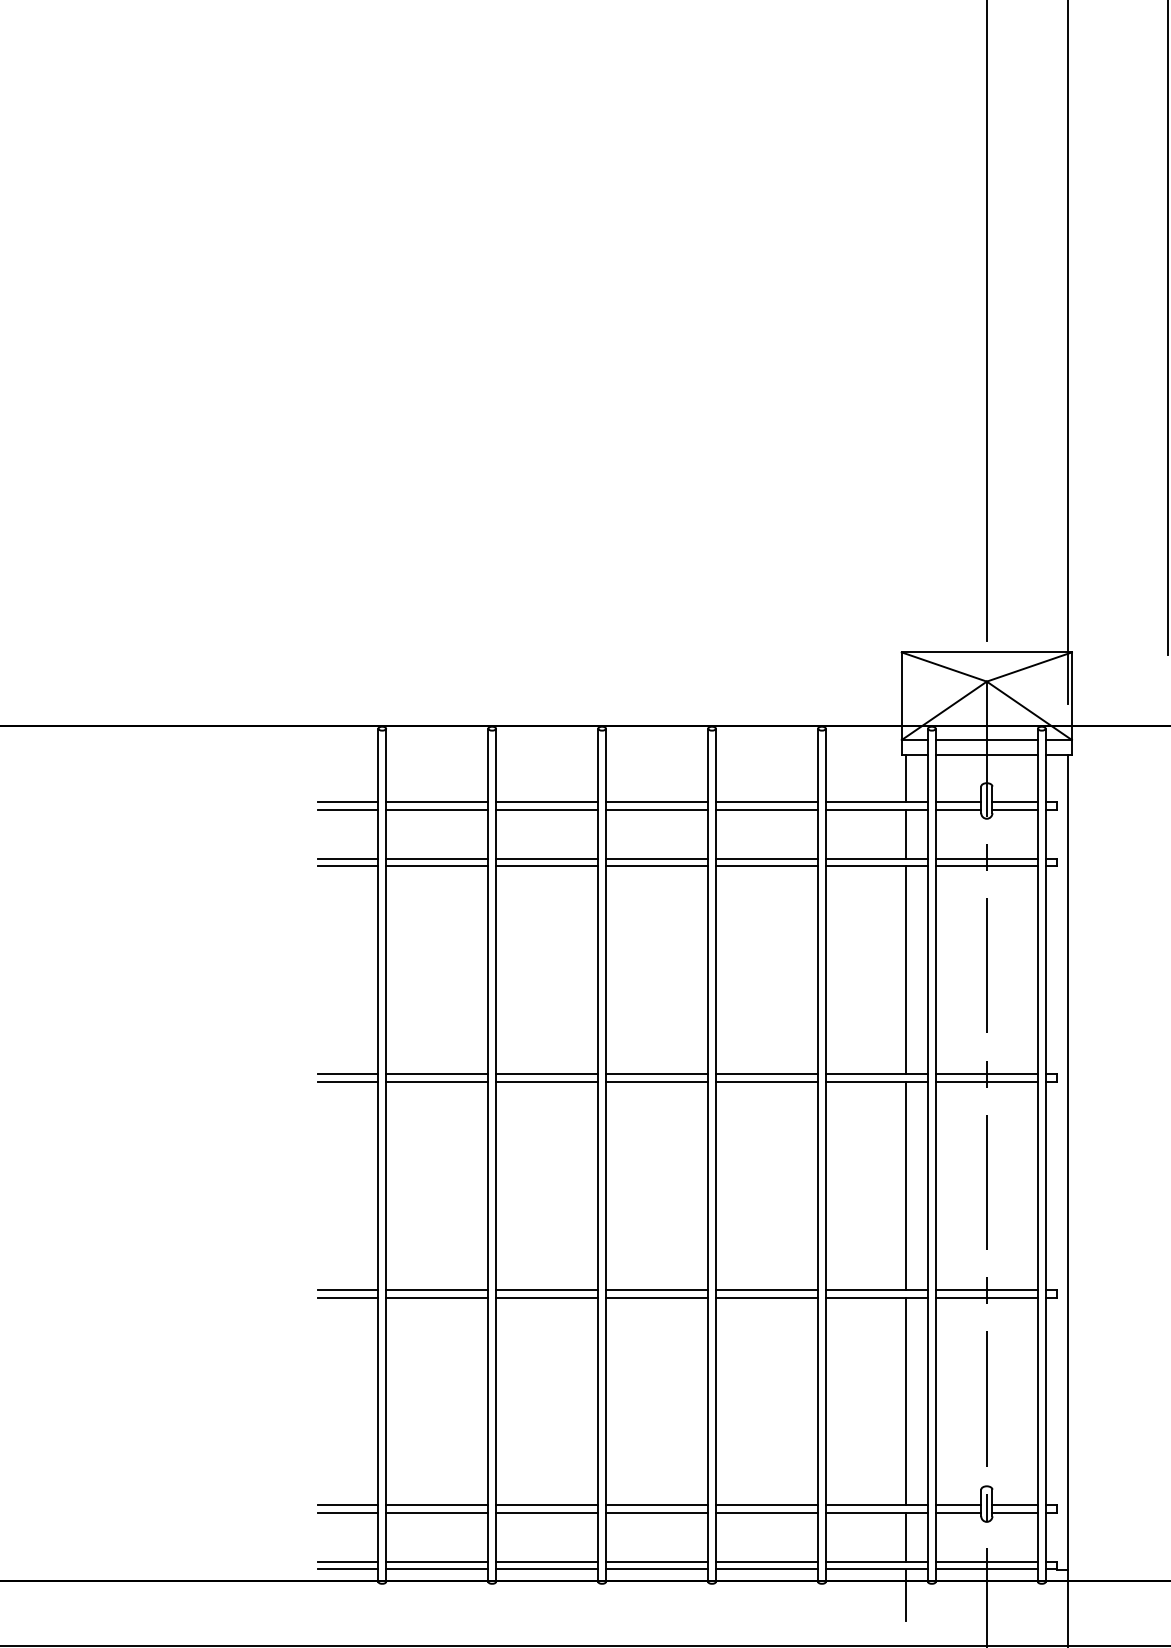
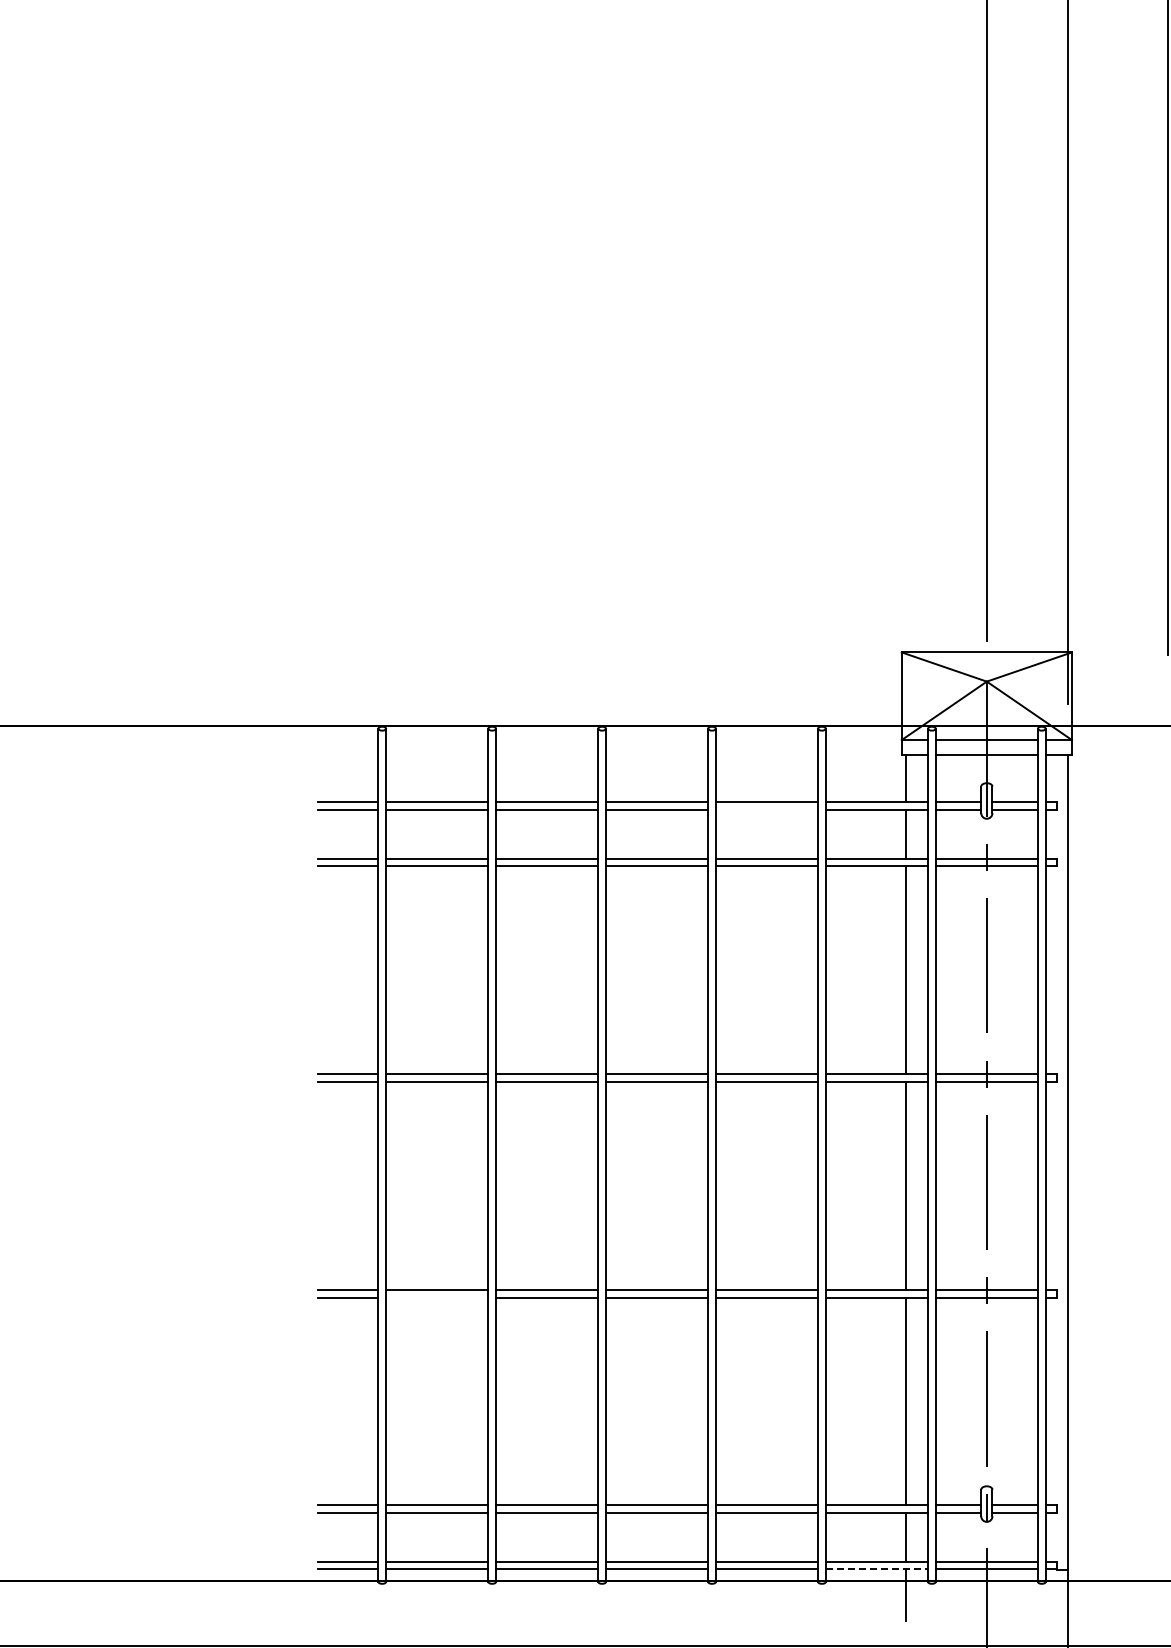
line: present -> none (766, 810)
line: present -> none (437, 1297)
line: solid -> dashed (877, 1569)
